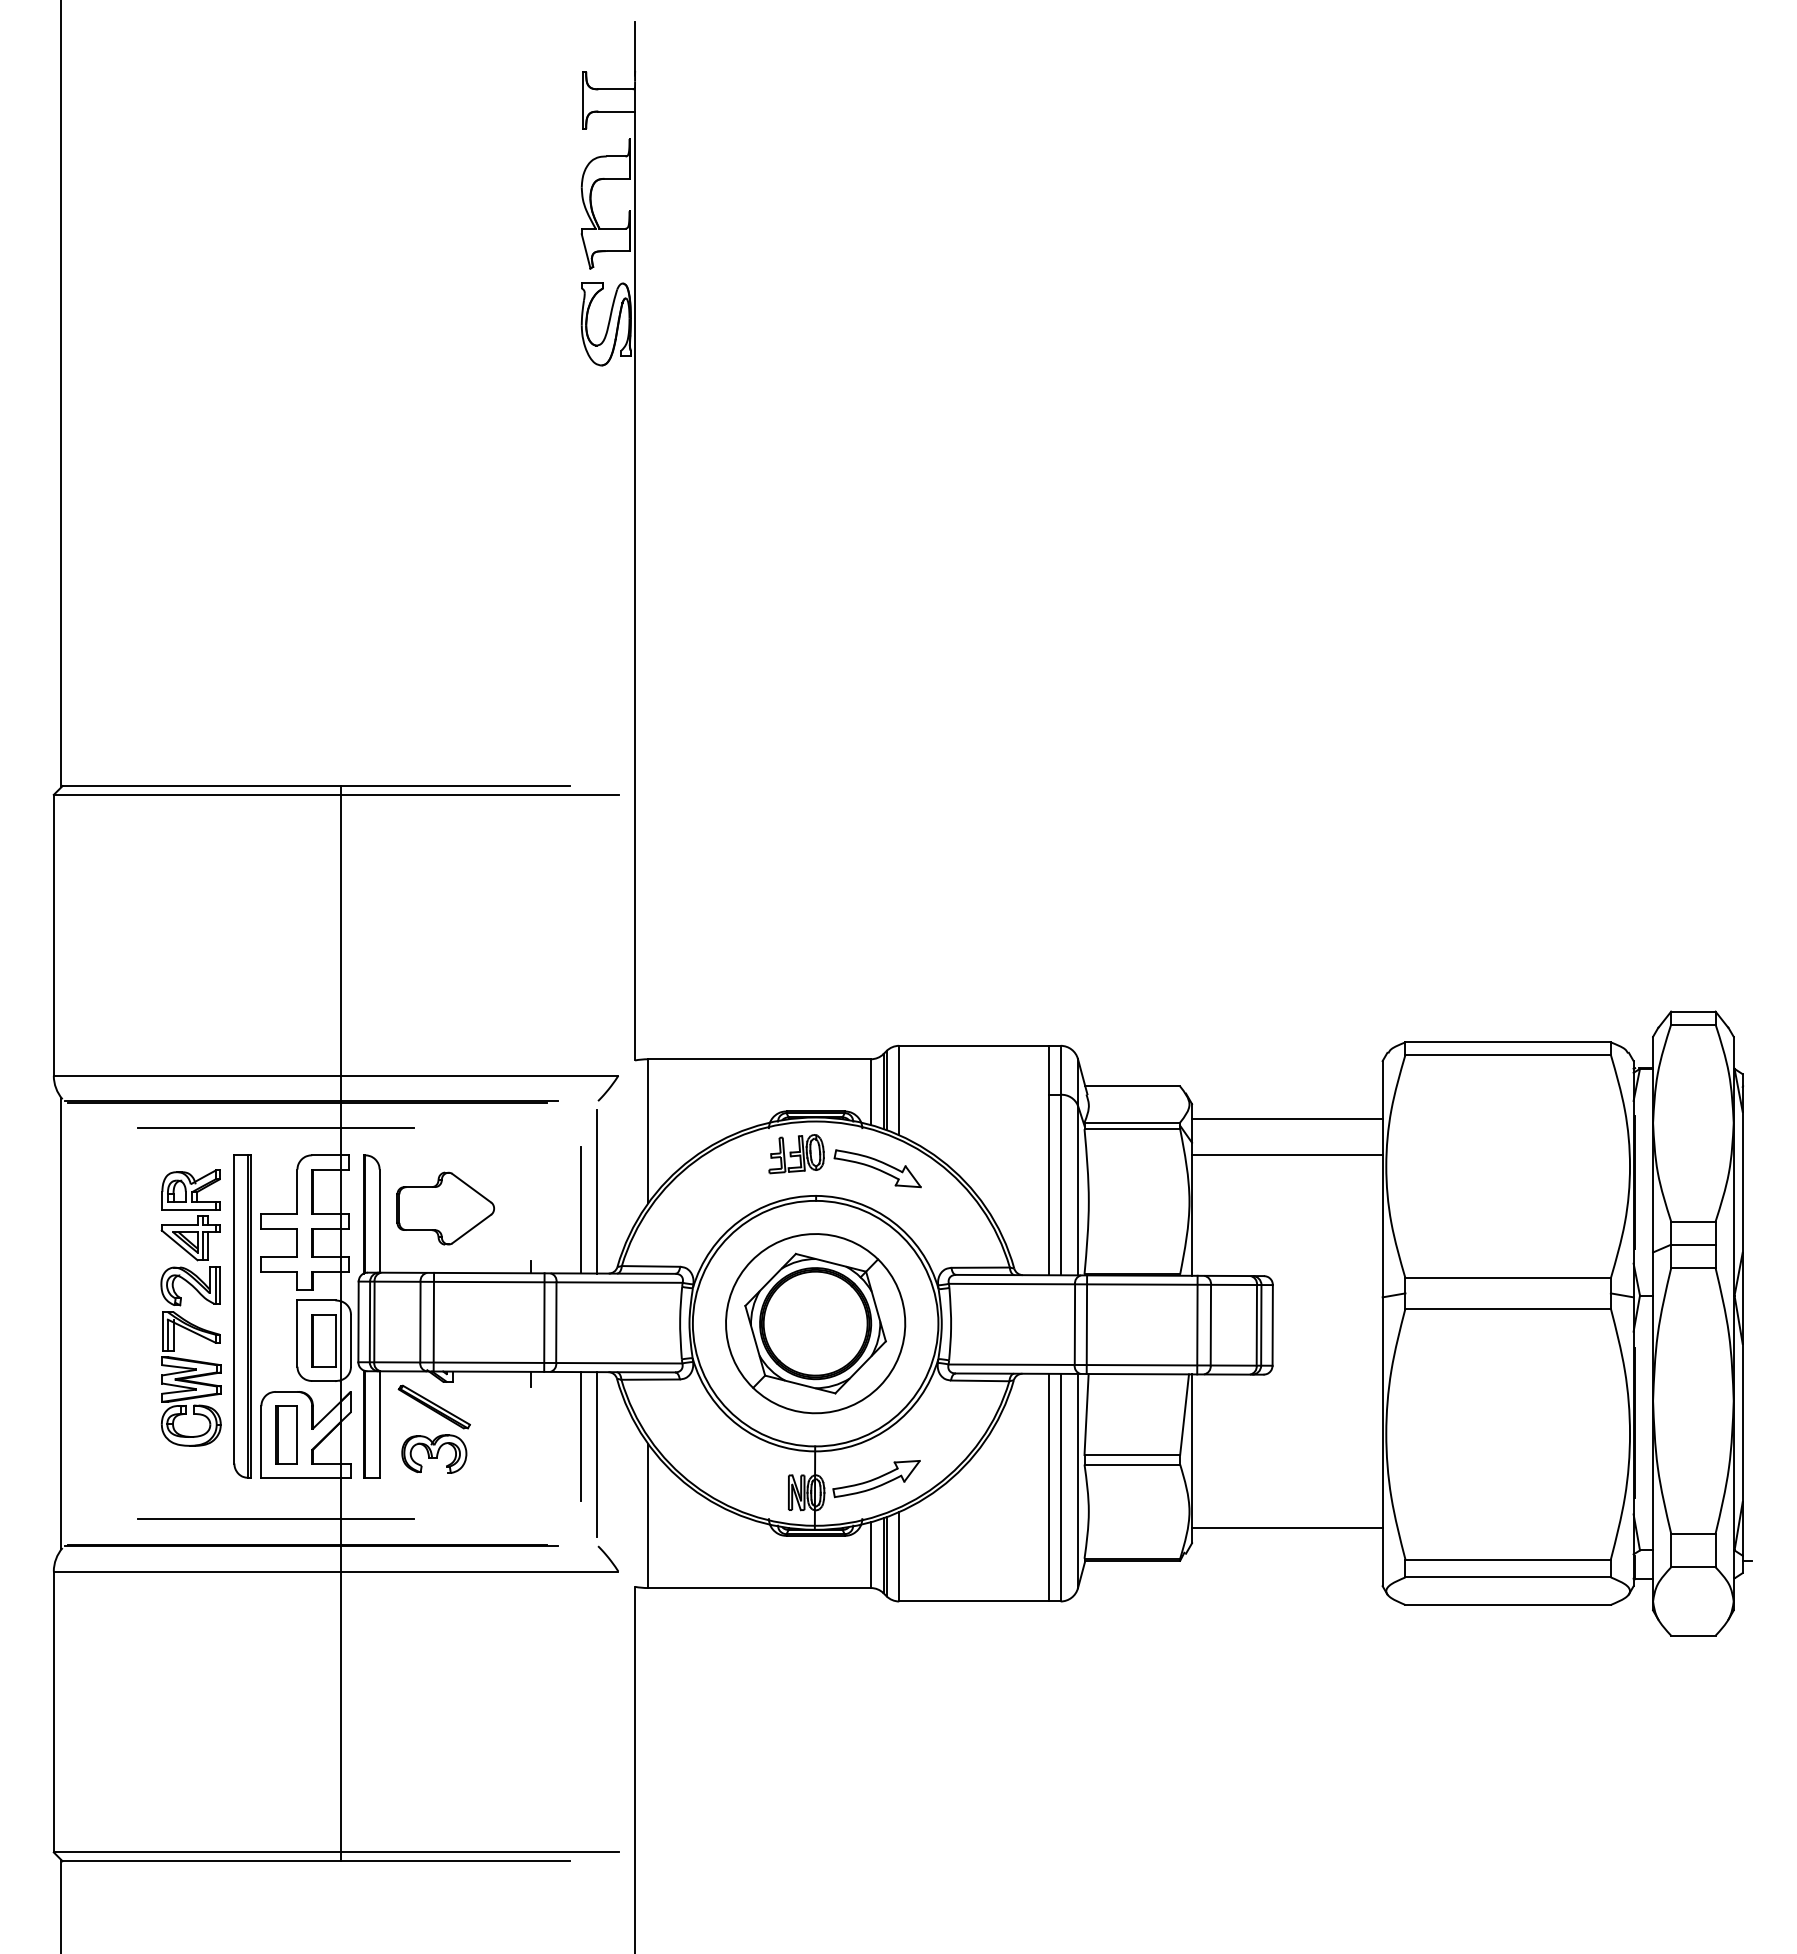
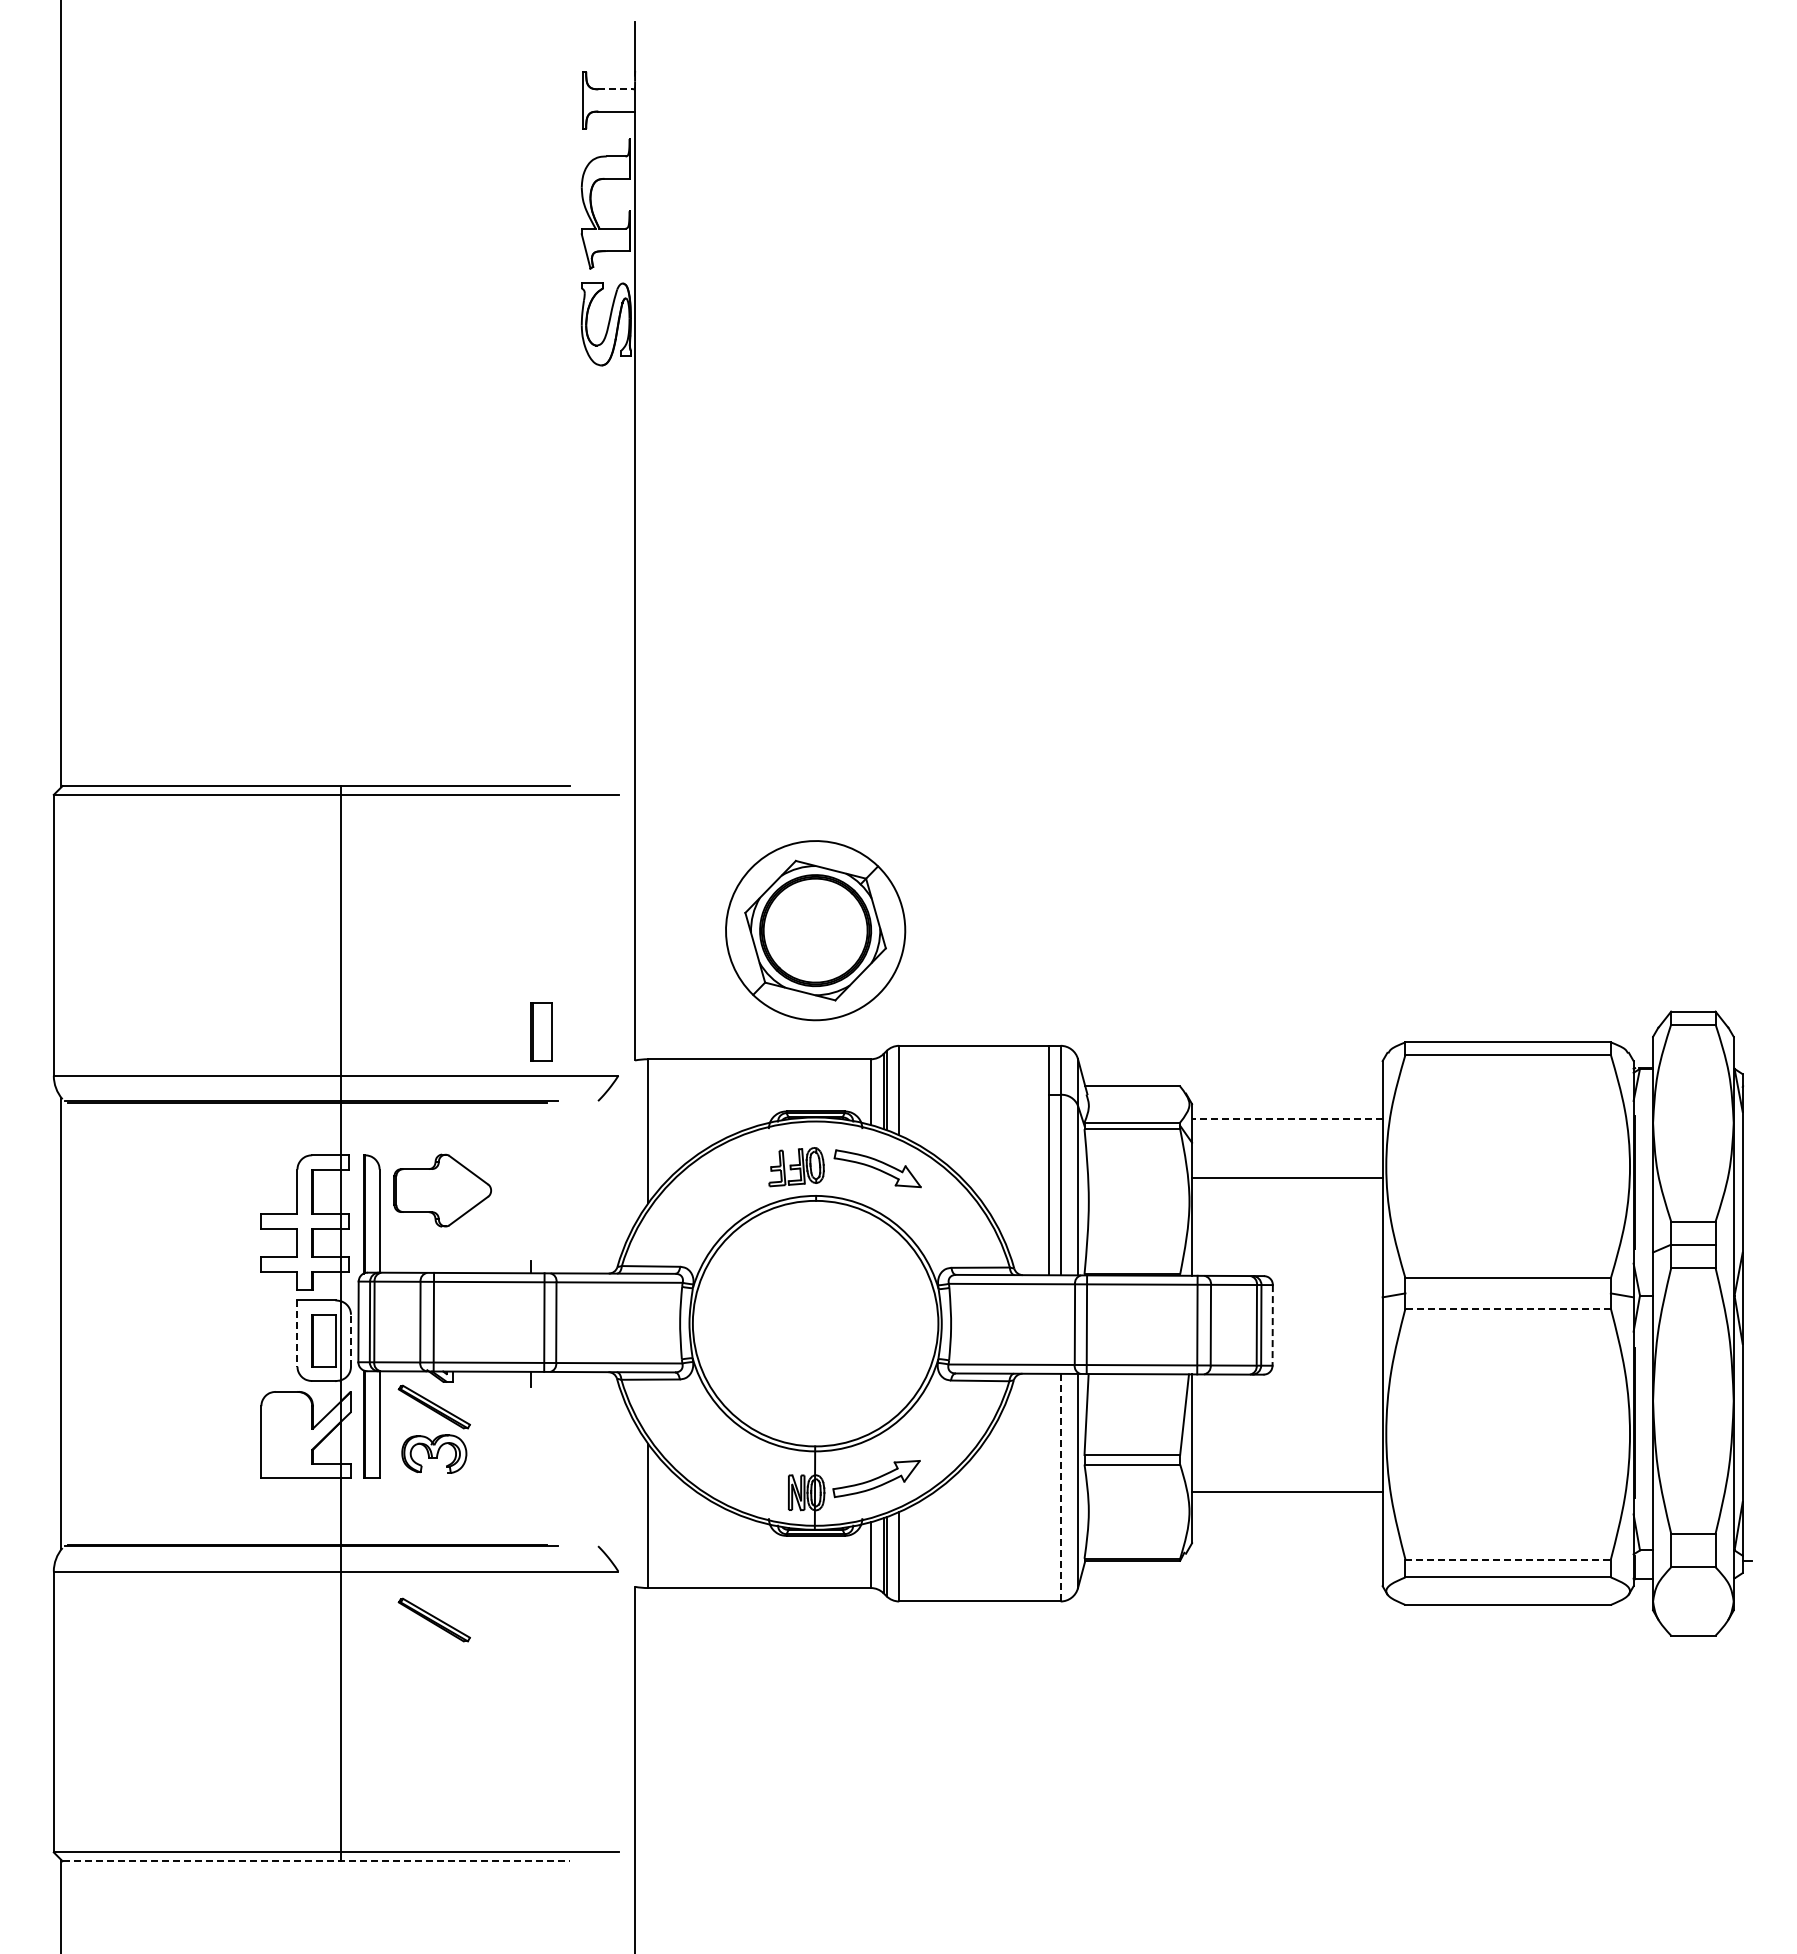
line: solid -> dashed (615, 89)
line: solid -> dashed (1286, 1119)
line: present -> none (276, 1127)
part position: (796, 1154) -> (796, 1167) (796, 1167)
line position: (1287, 1155) -> (1287, 1178) (1287, 1178)
line: present -> none (597, 1191)
part position: (445, 1208) -> (442, 1190) (442, 1190)
line: present -> none (581, 1209)
part: present -> none (181, 1305)
line: solid -> dashed (1508, 1308)
part: present -> none (242, 1316)
part position: (815, 1323) -> (815, 930) (815, 930)
line: solid -> dashed (1272, 1325)
line: solid -> dashed (297, 1334)
line: solid -> dashed (351, 1340)
part position: (286, 1434) -> (541, 1031) (541, 1031)
line: present -> none (581, 1436)
line: present -> none (597, 1454)
line: present -> none (1048, 1487)
line: solid -> dashed (1060, 1487)
line: present -> none (276, 1519)
line position: (1287, 1528) -> (1287, 1492) (1287, 1492)
line: solid -> dashed (1508, 1559)
part: none -> present (433, 1619)
line: solid -> dashed (316, 1861)
